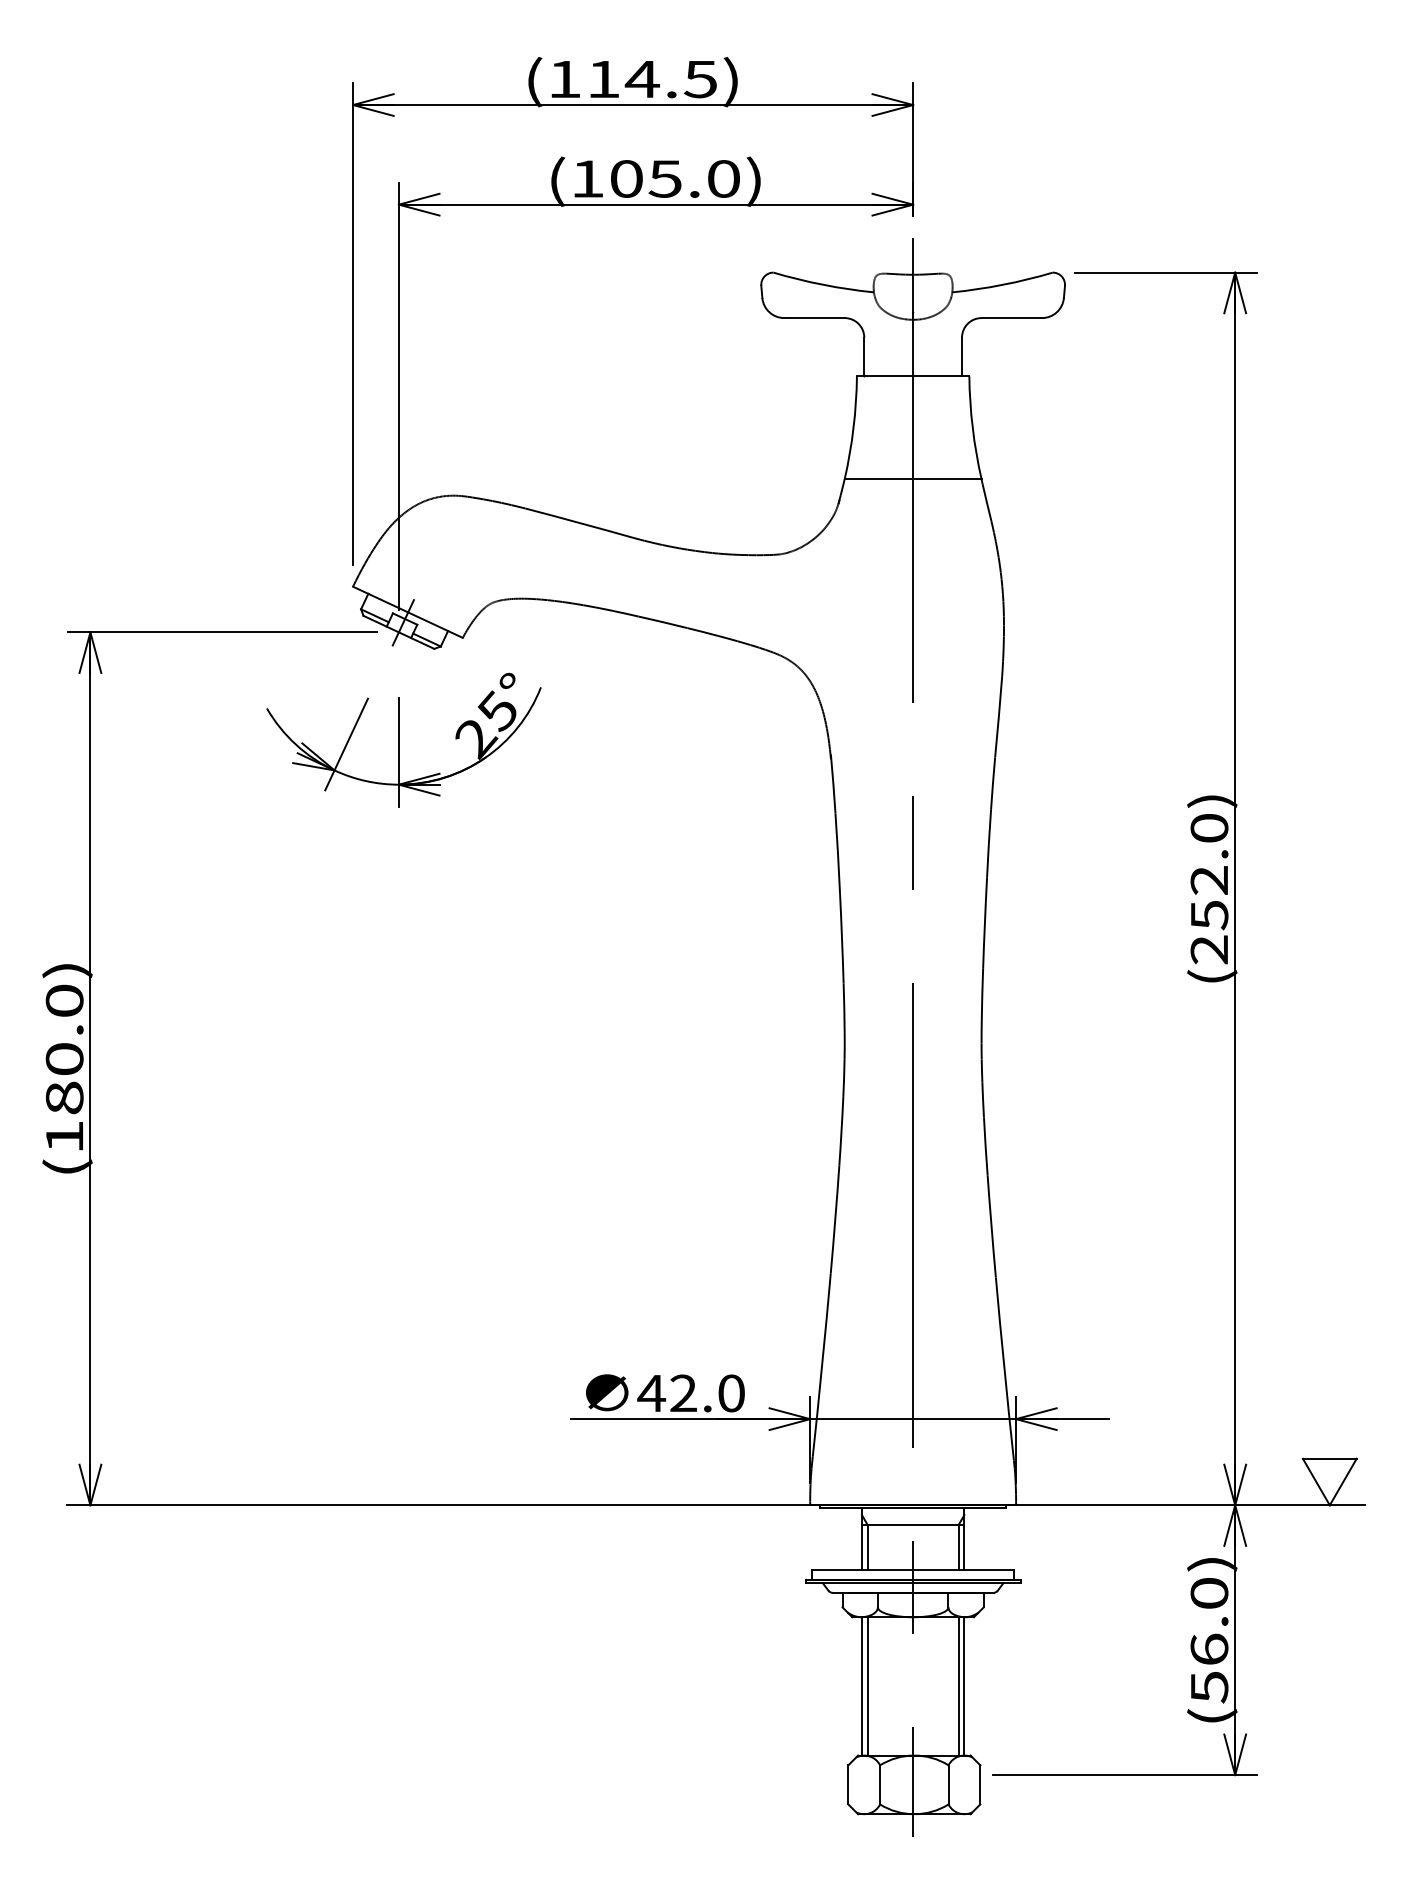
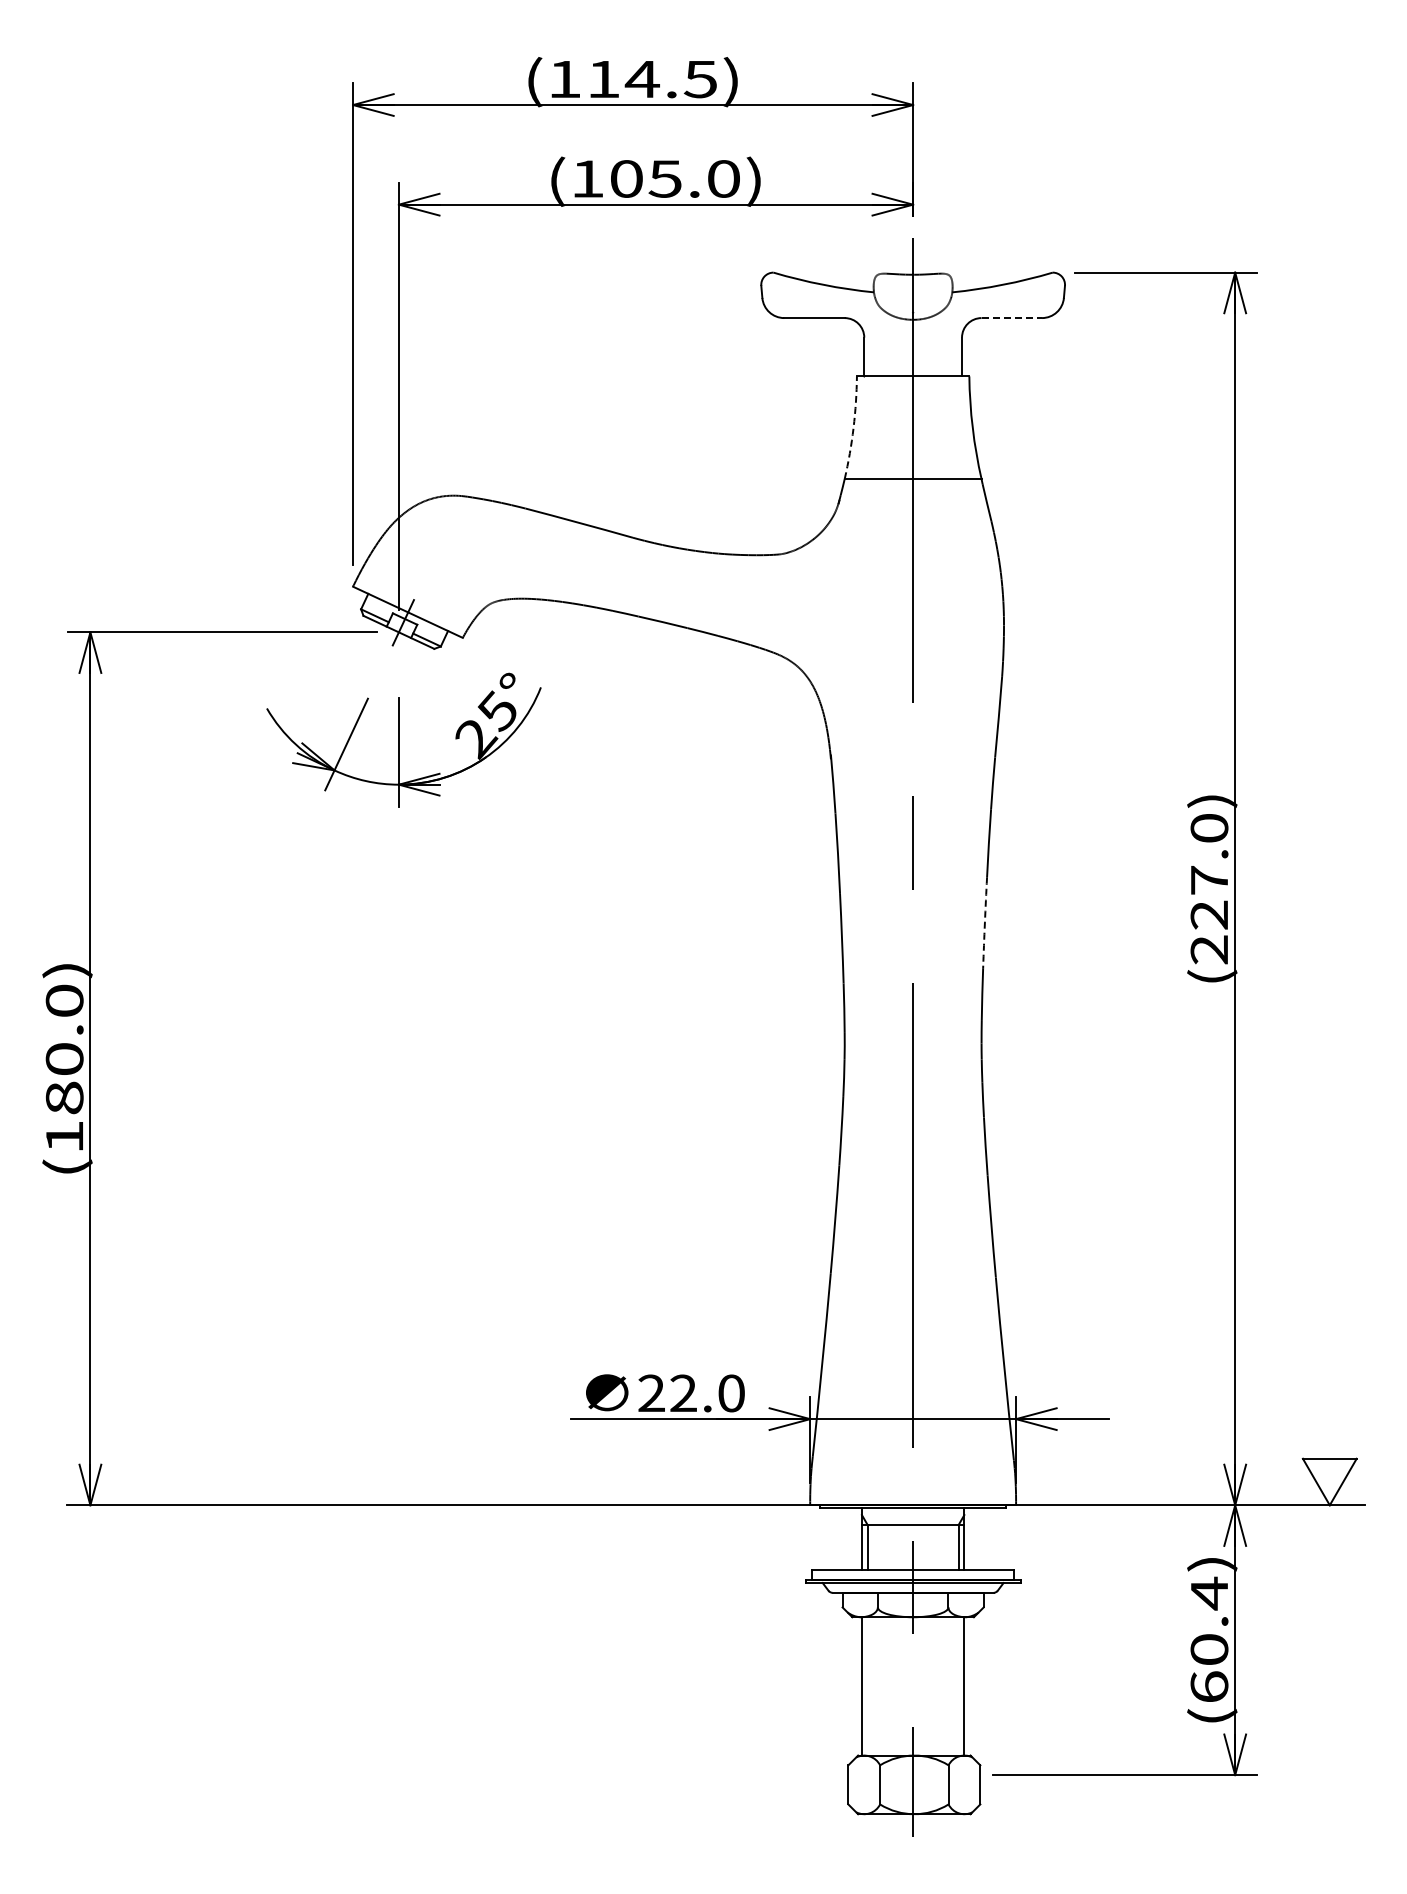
line: solid -> dashed (1012, 318)
arc: solid -> dashed (853, 428)
text: (252.0) -> (227.0) (1209, 898)
arc: solid -> dashed (984, 922)
text: 42.0 -> 22.0 (651, 1392)
text: (56.0) -> (60.4) (1209, 1639)
line: present -> none (867, 1686)
line: present -> none (958, 1686)
